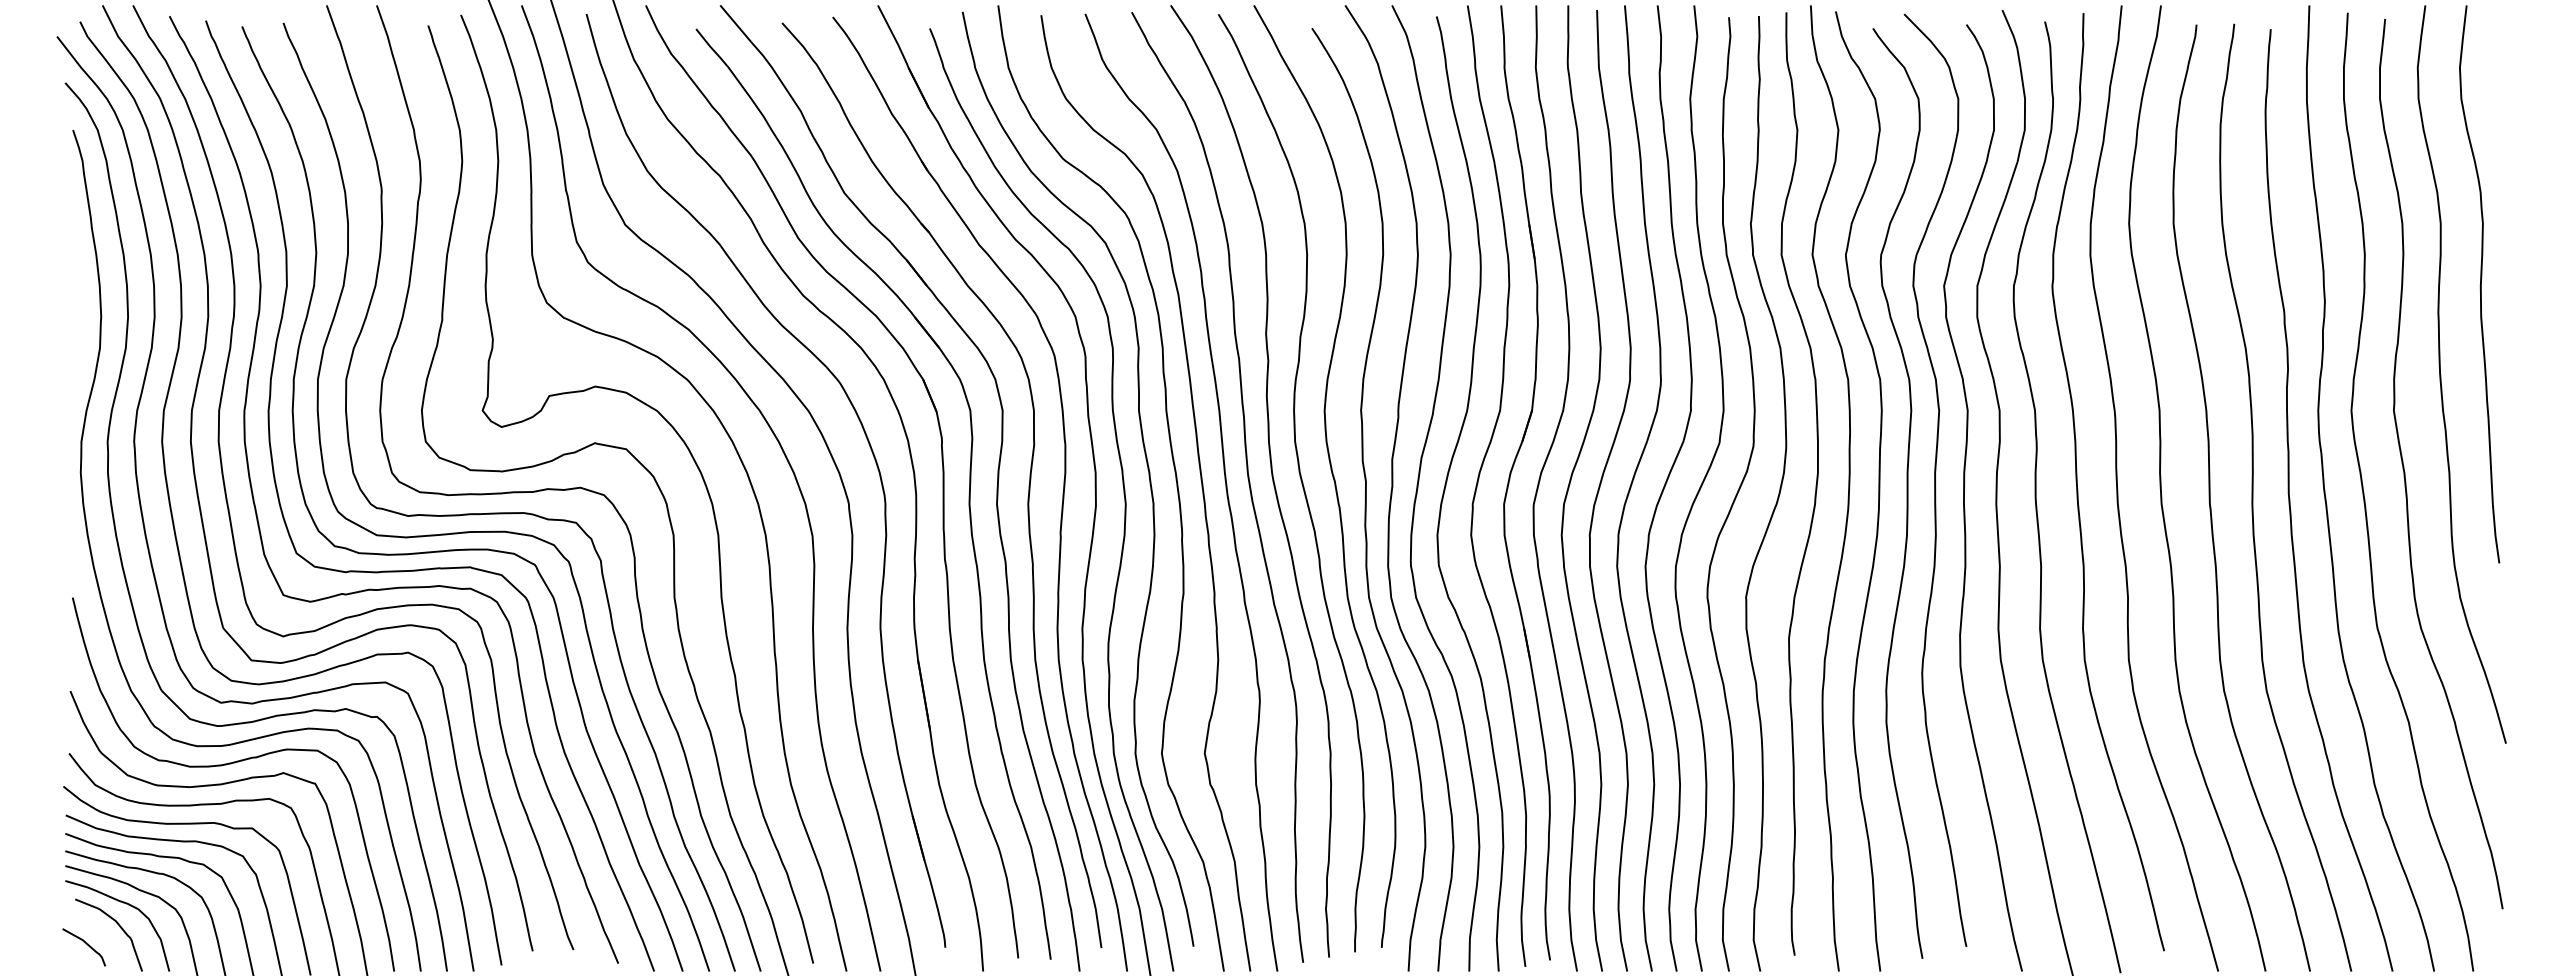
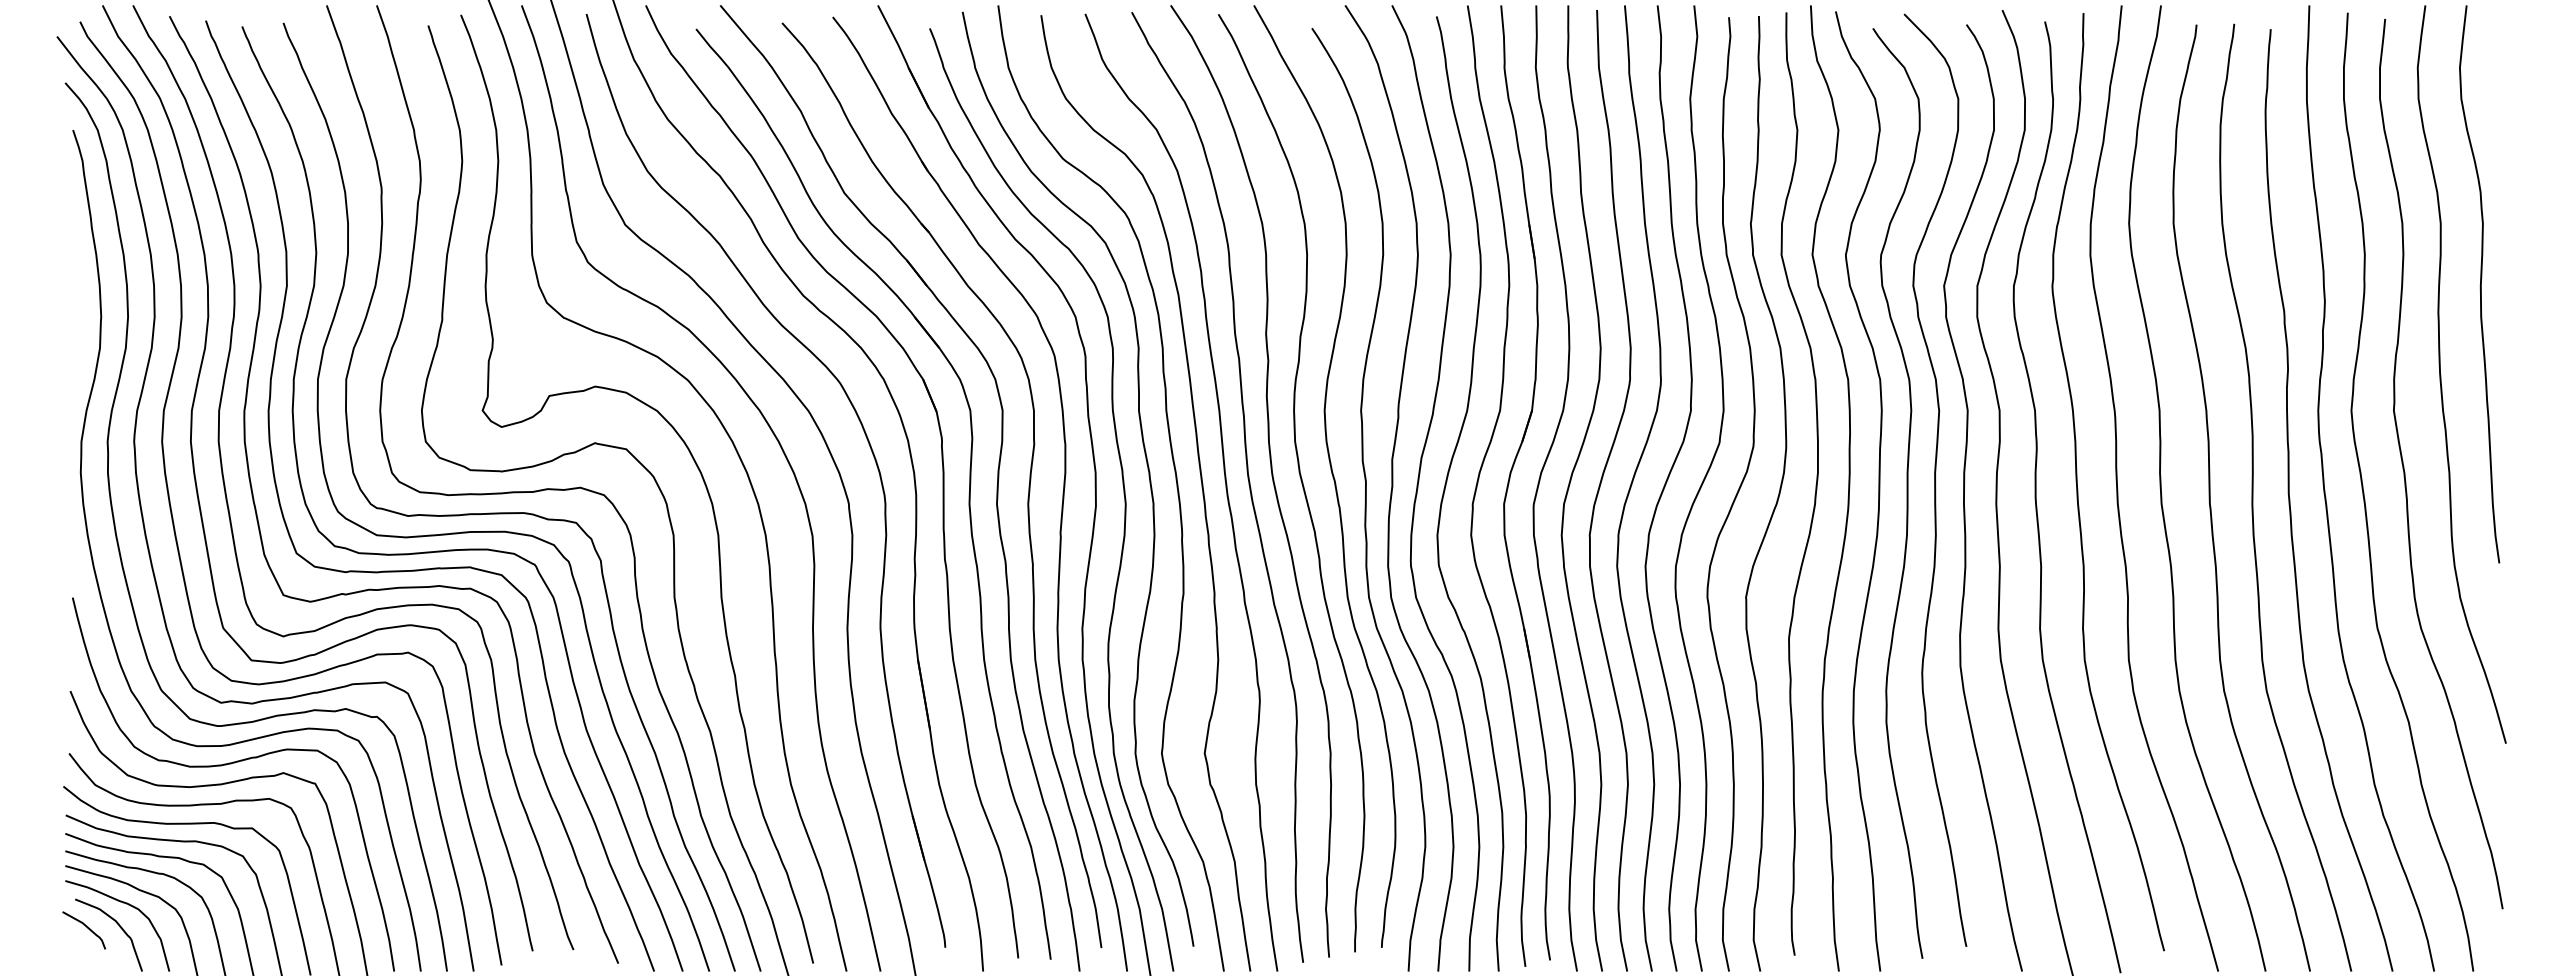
curve position: (86, 944) -> (86, 927) (86, 927)
